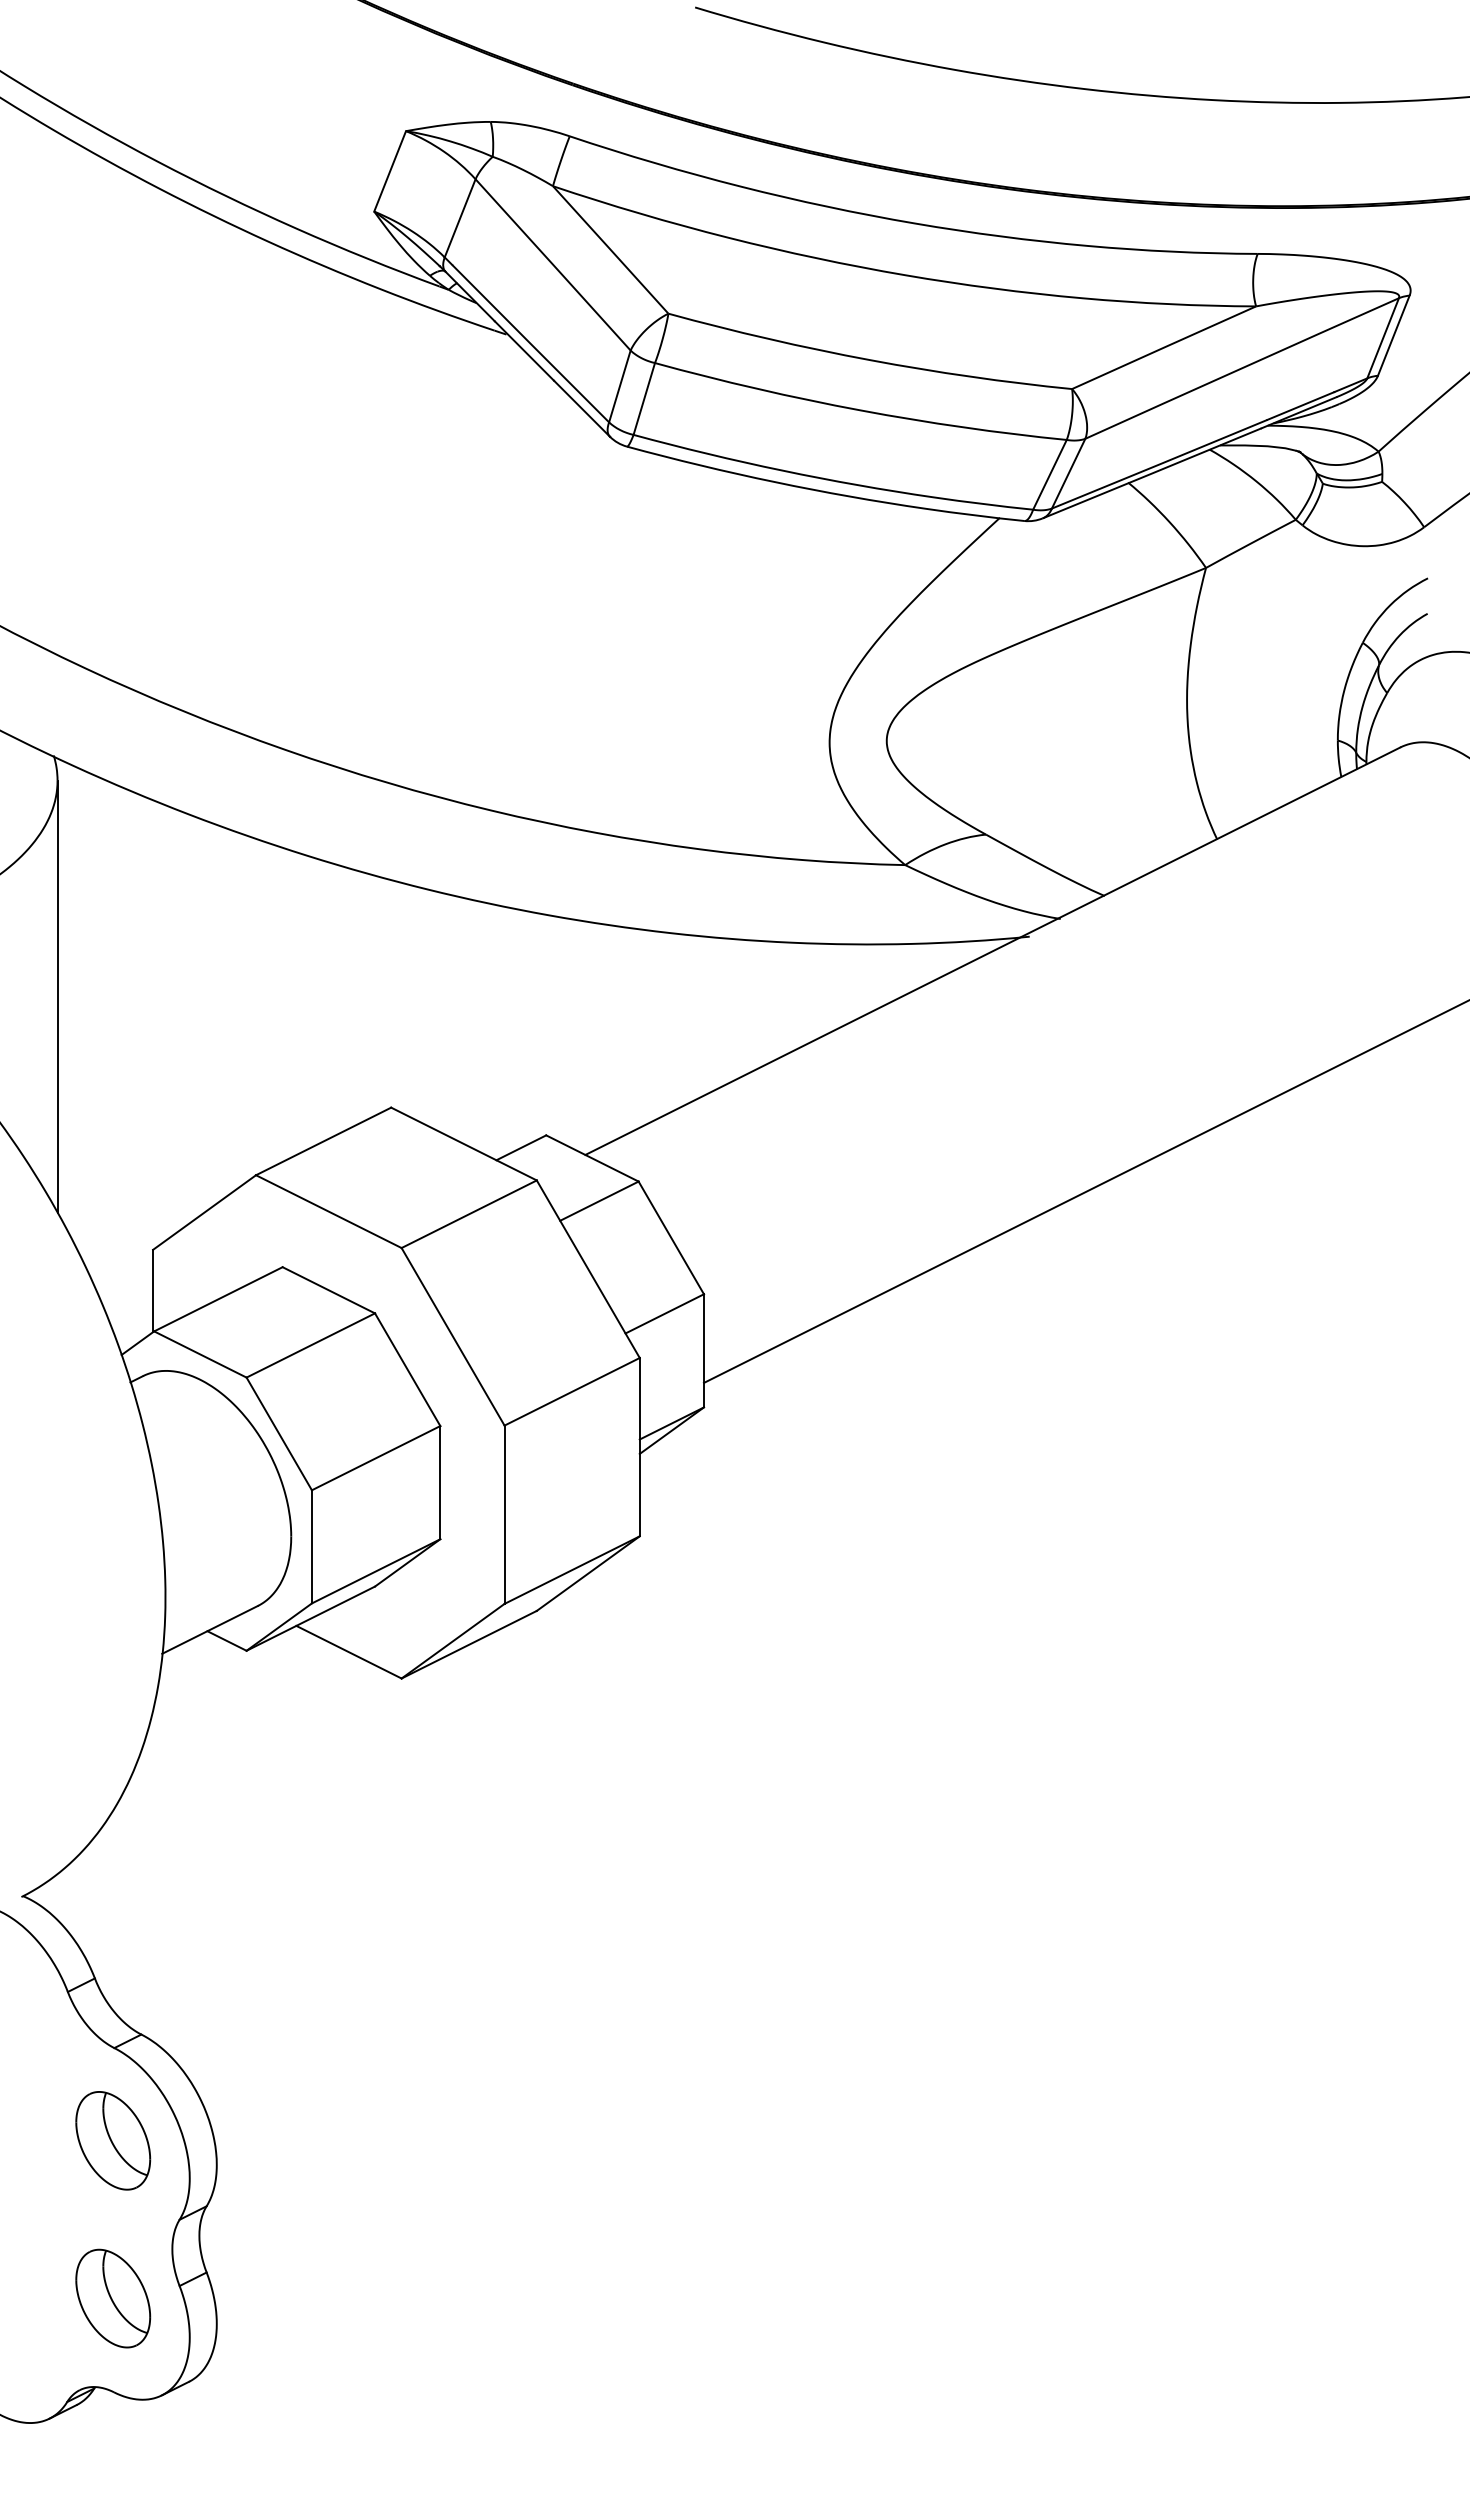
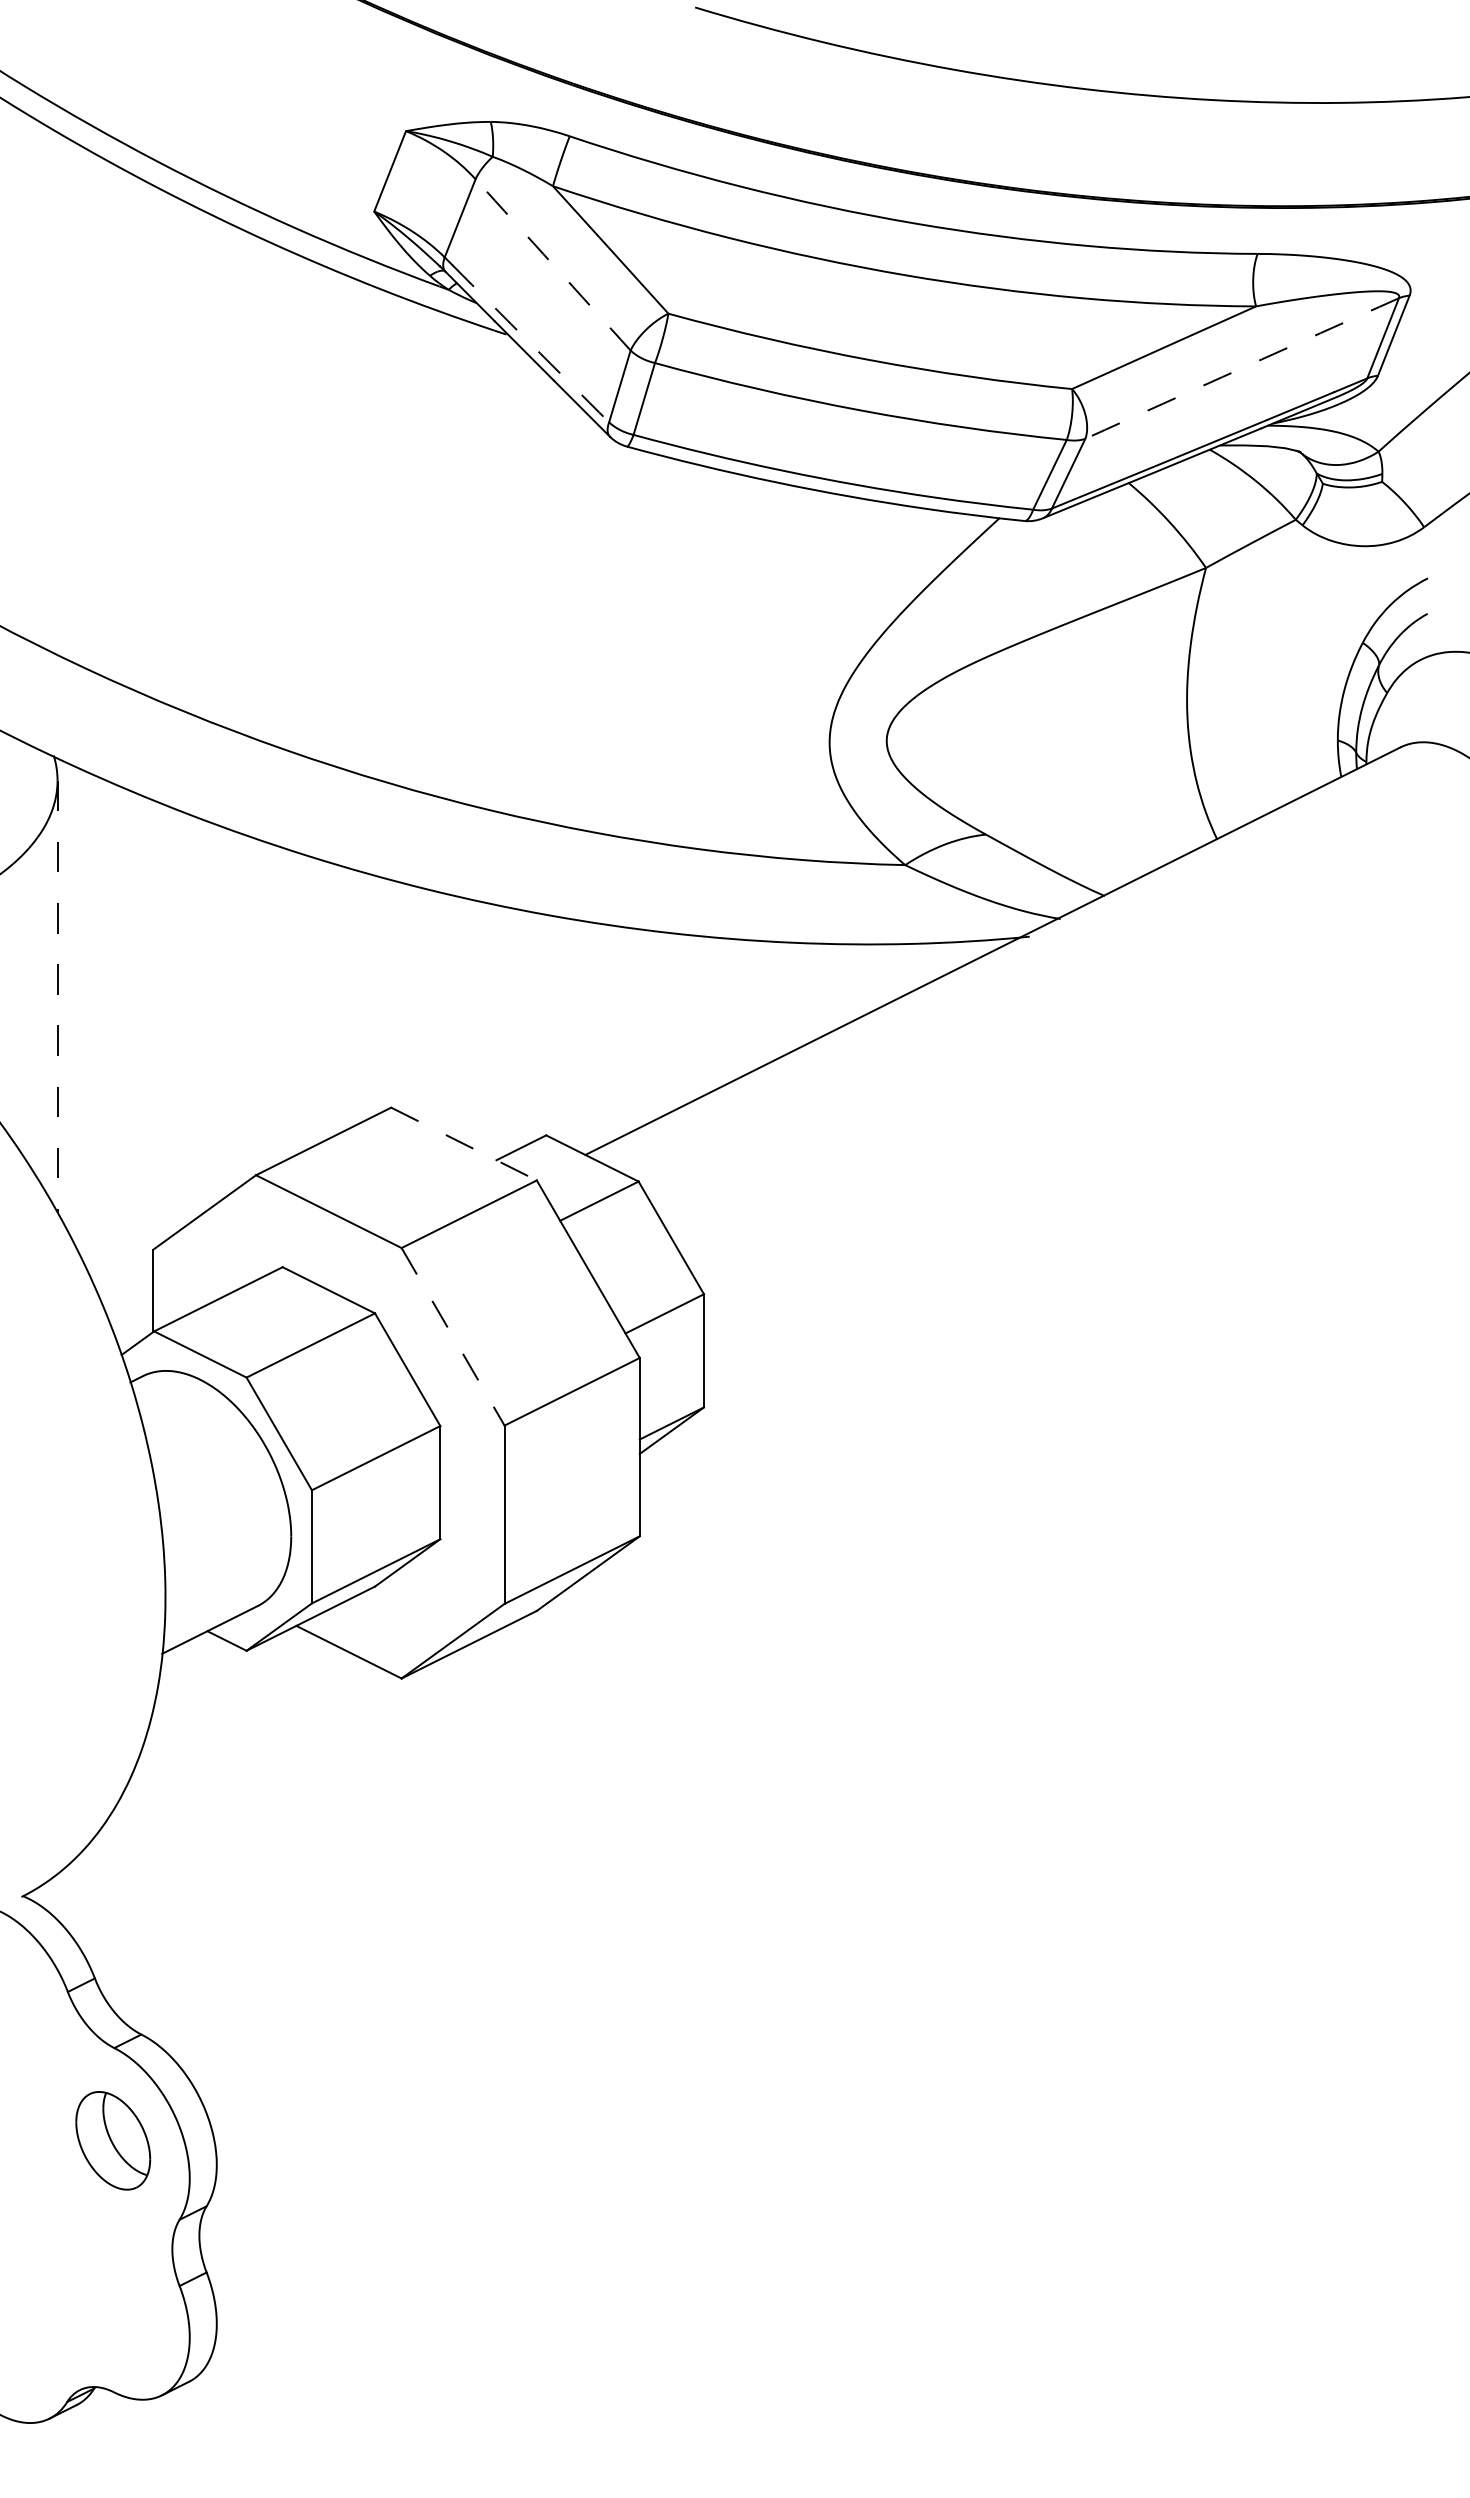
arc: solid -> dashed (553, 264)
arc: solid -> dashed (530, 343)
arc: solid -> dashed (1242, 368)
line: solid -> dashed (57, 997)
line: solid -> dashed (464, 1144)
line: present -> none (1084, 1191)
line: solid -> dashed (453, 1336)
part: present -> none (113, 2298)
